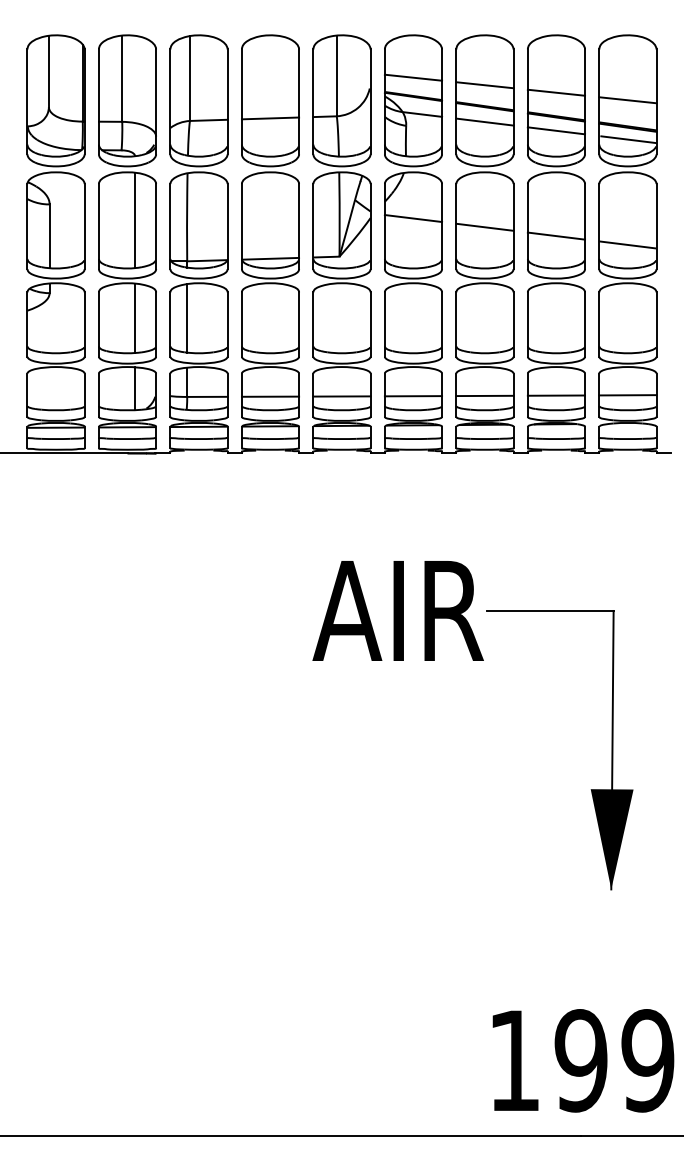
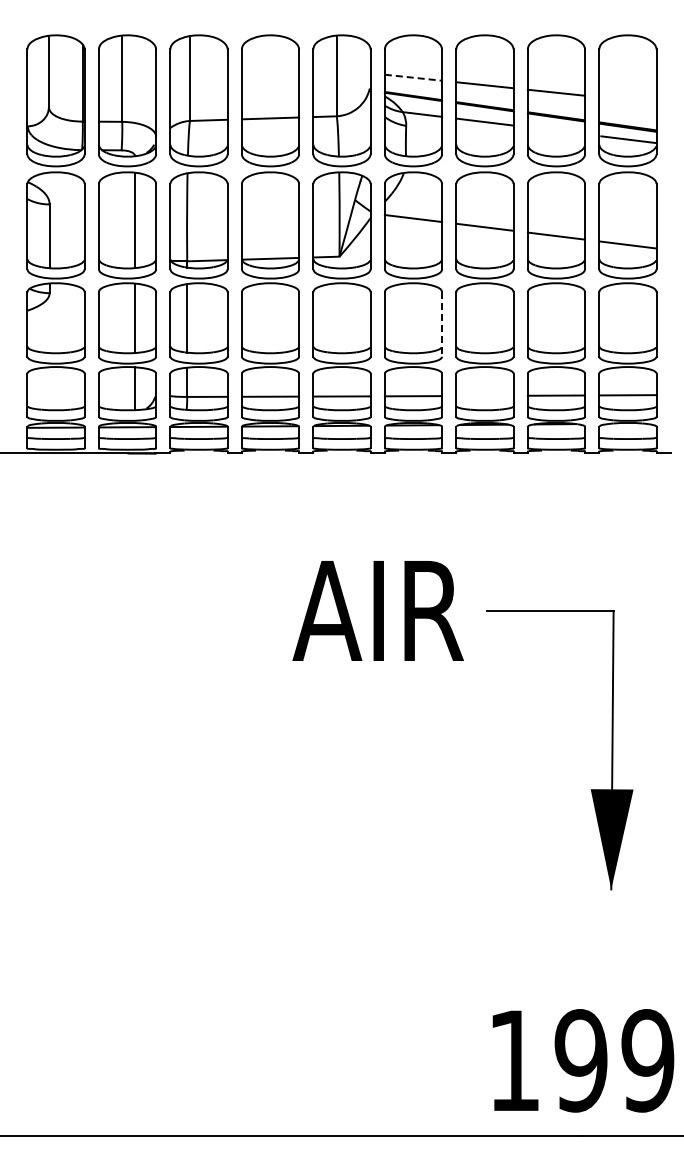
line: solid -> dashed (413, 77)
line: present -> none (627, 100)
line: present -> none (556, 130)
line: solid -> dashed (442, 325)
line: present -> none (484, 395)
text position: (397, 610) -> (377, 610) (377, 610)
